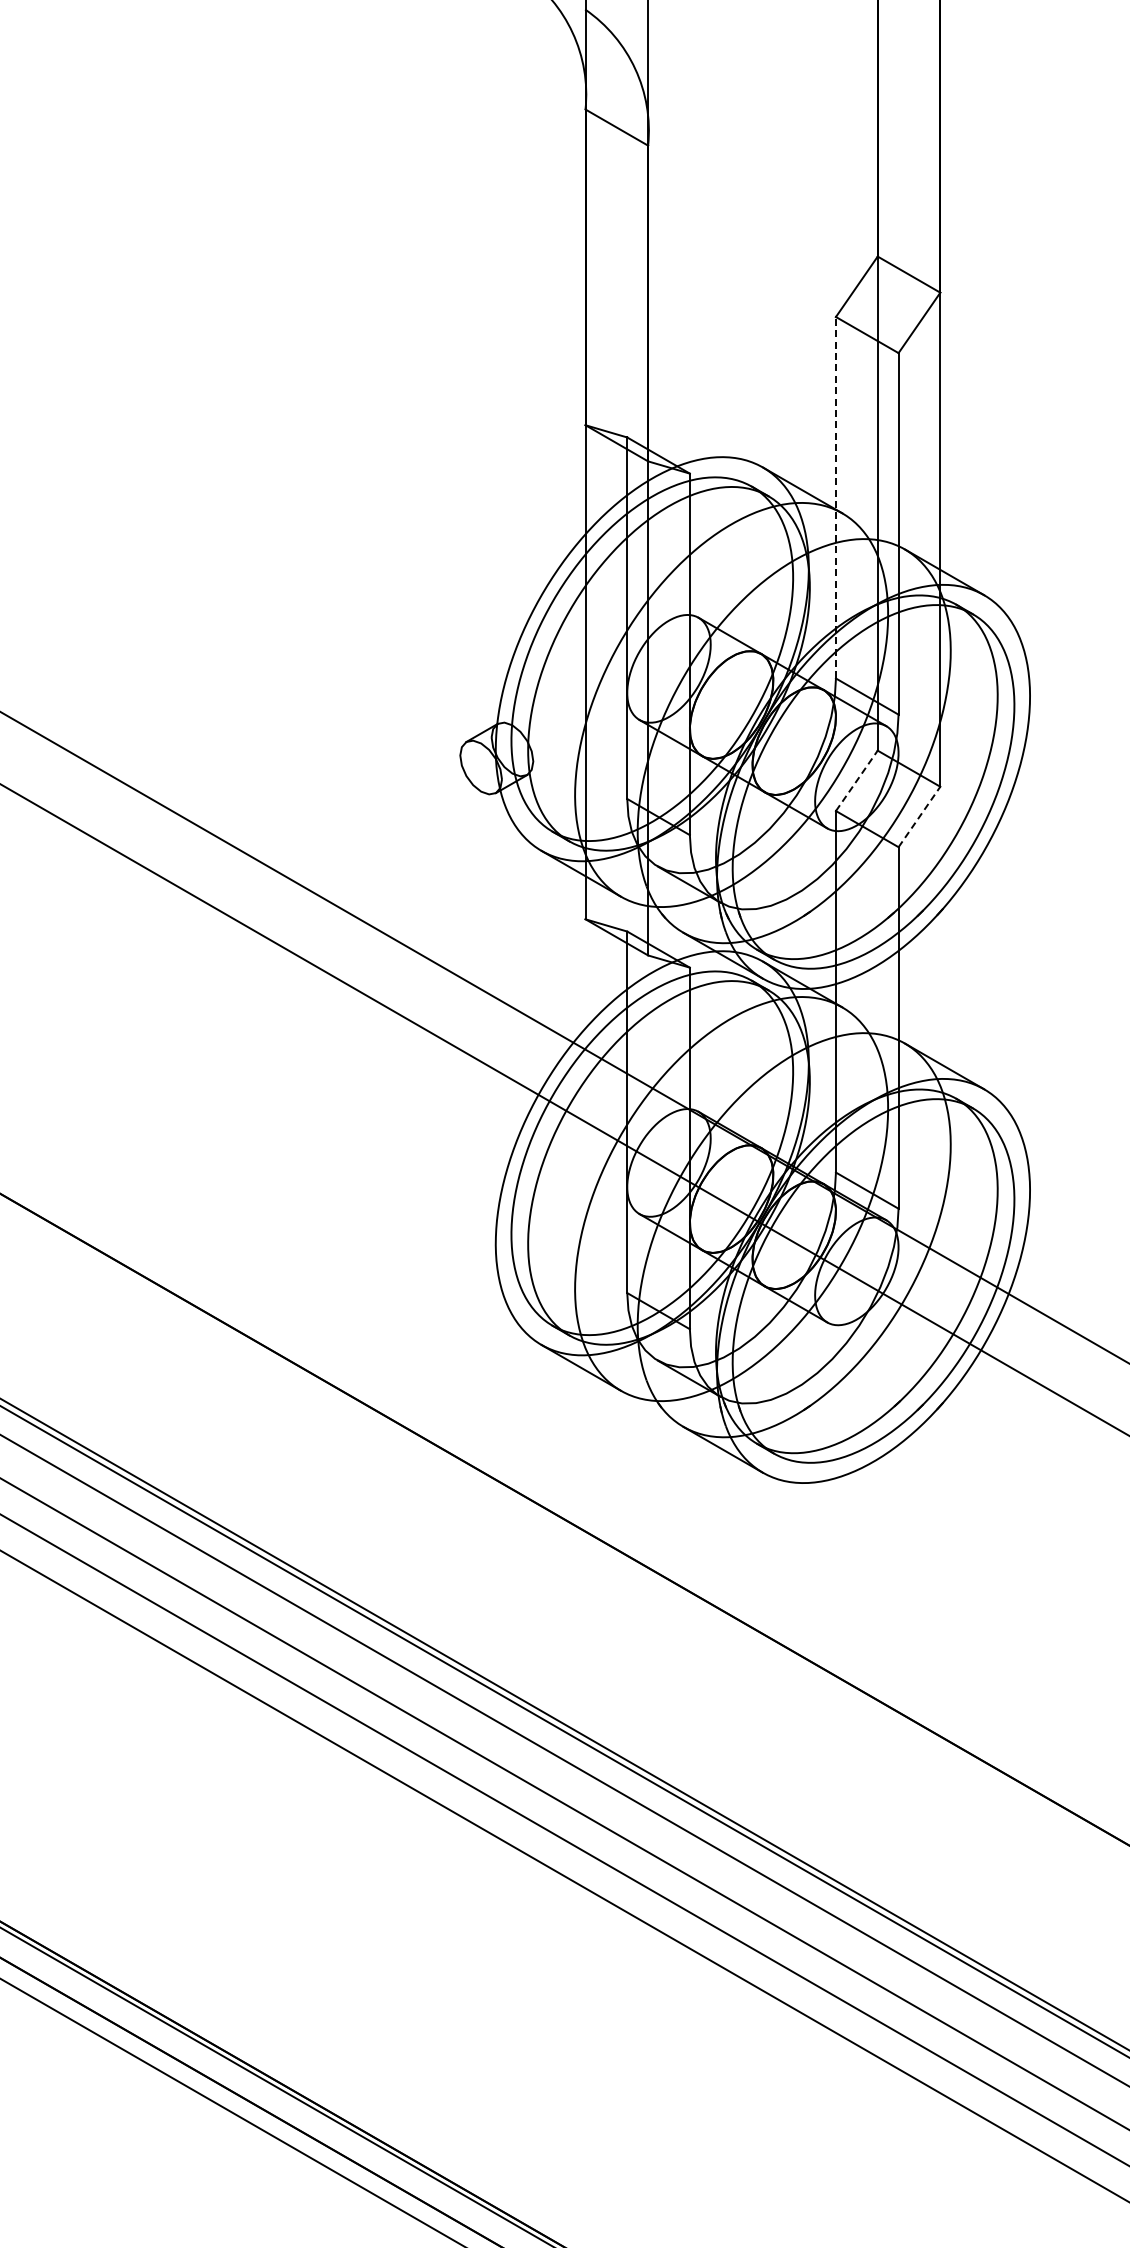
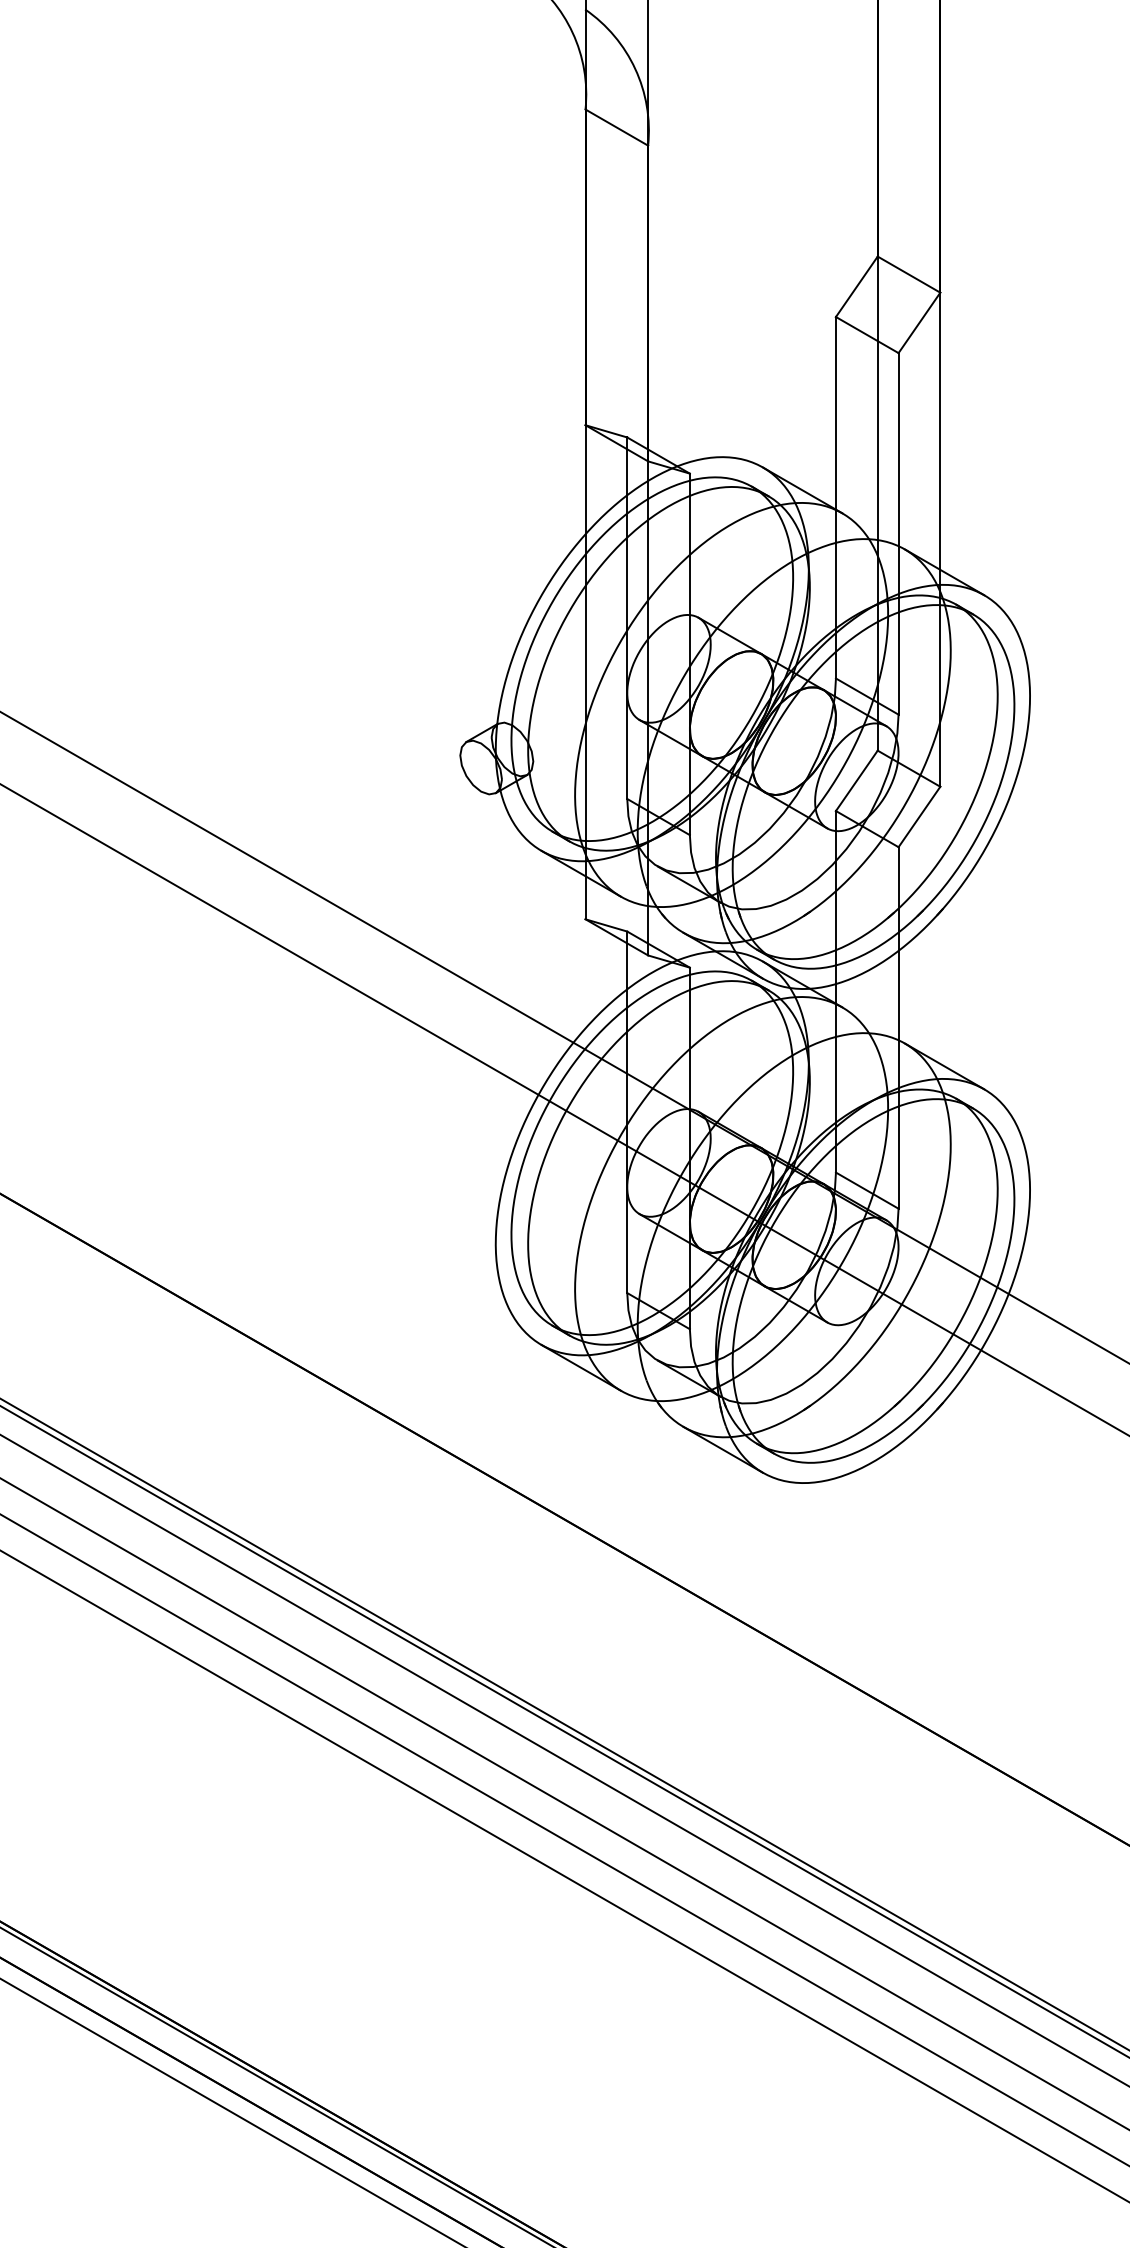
line: dashed -> solid (835, 497)
line: dashed -> solid (856, 780)
line: dashed -> solid (919, 816)
